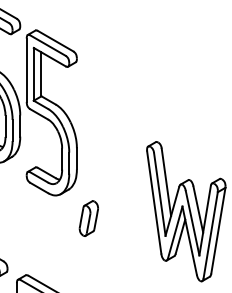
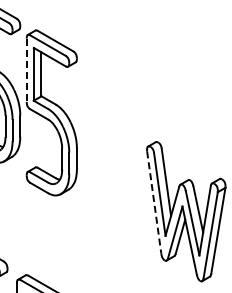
line: solid -> dashed (26, 70)
line: solid -> dashed (154, 202)
part: present -> none (88, 218)
